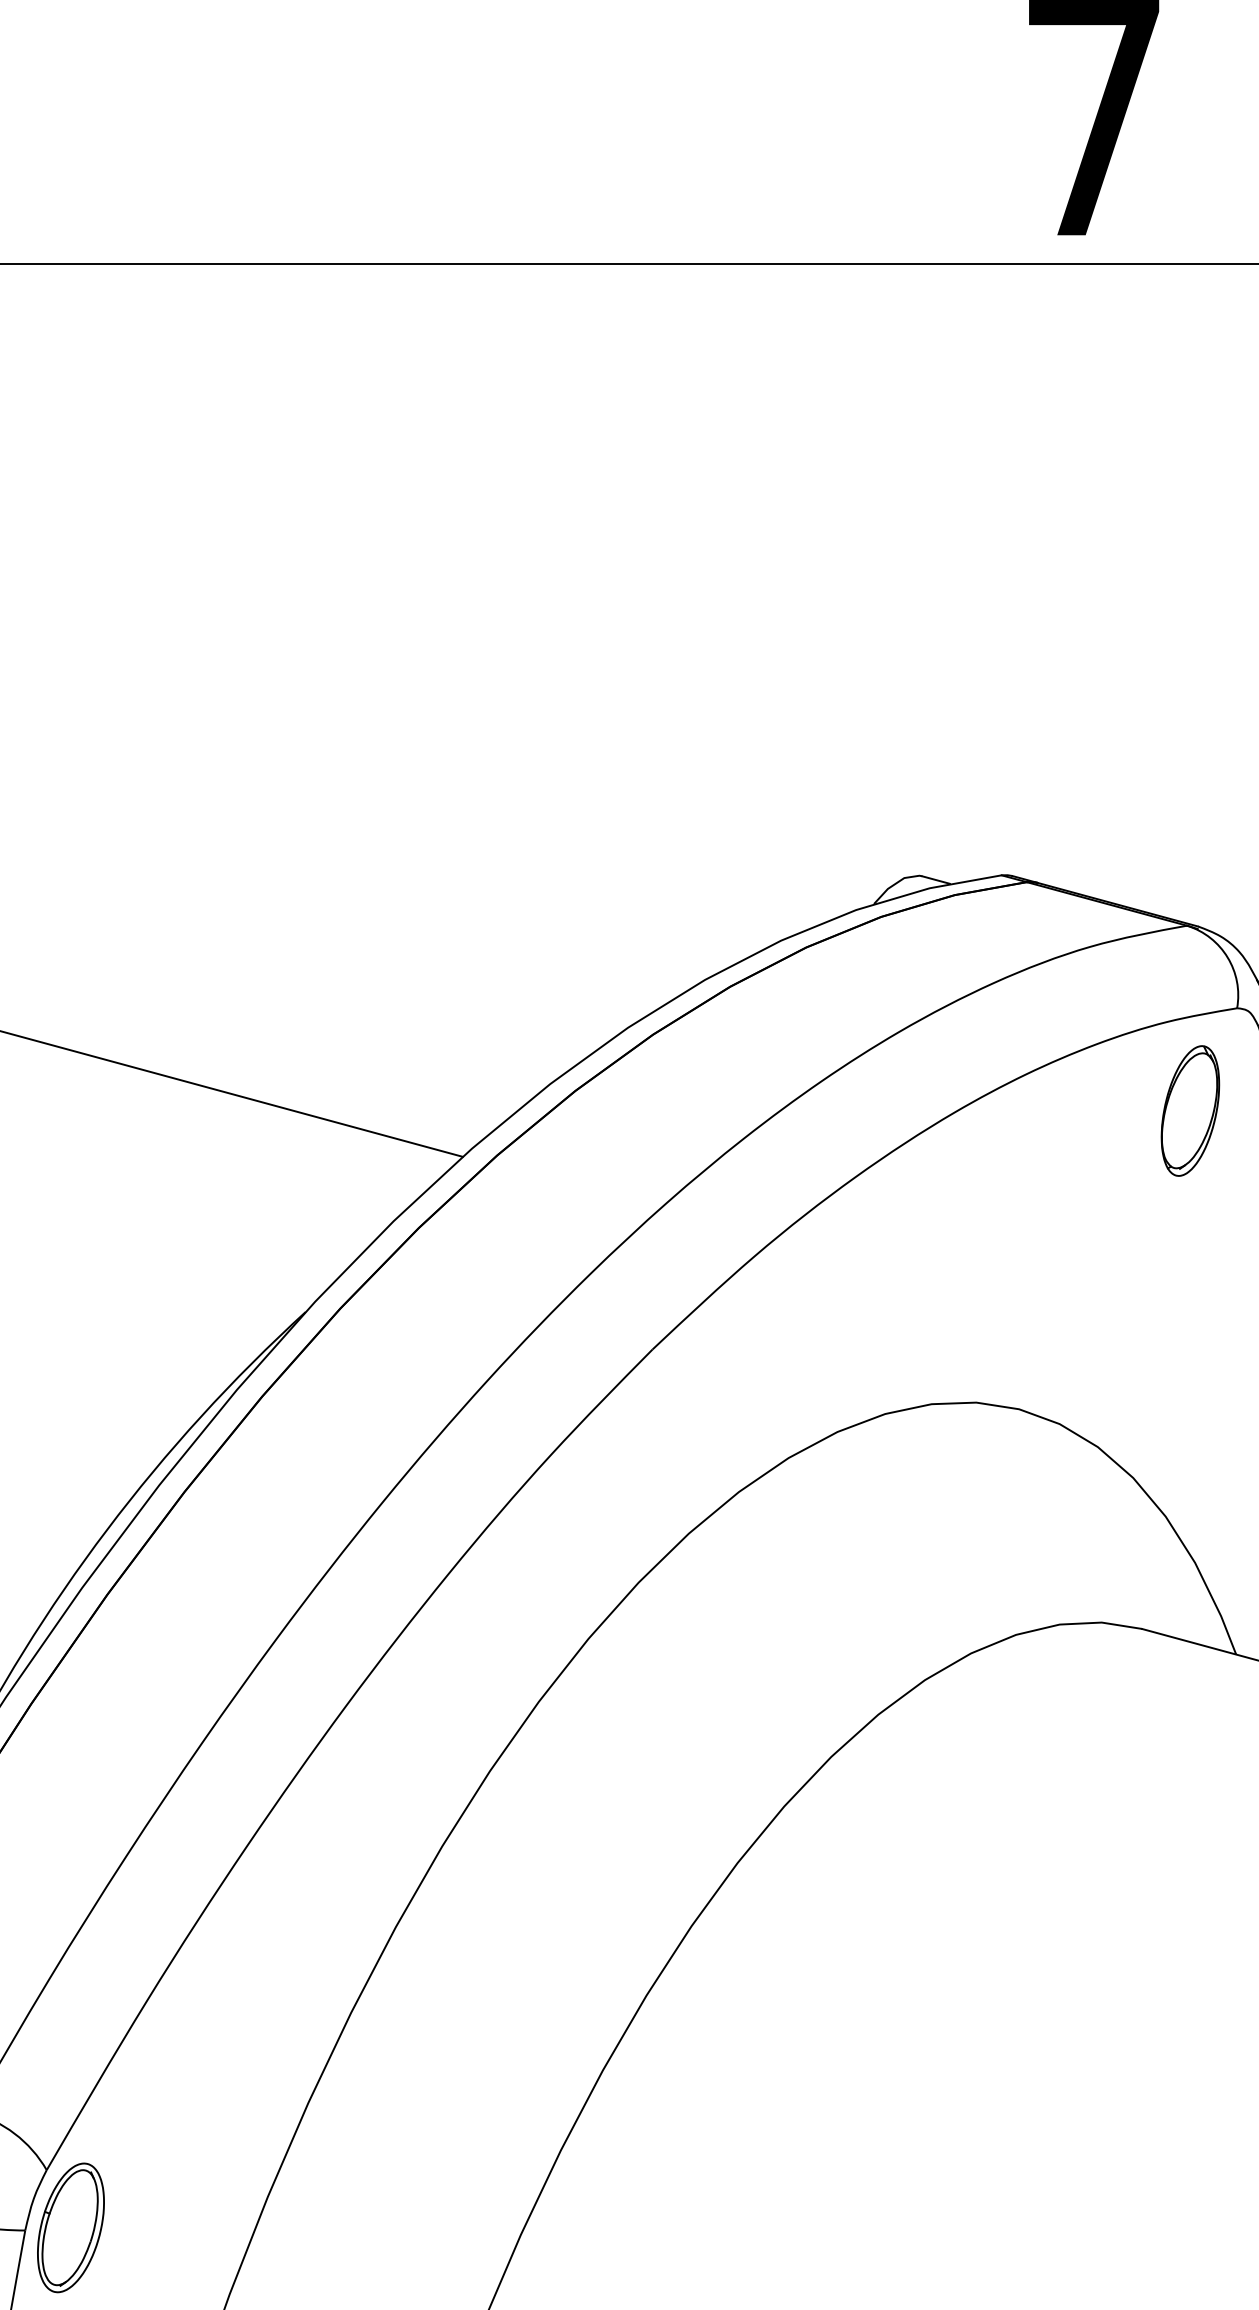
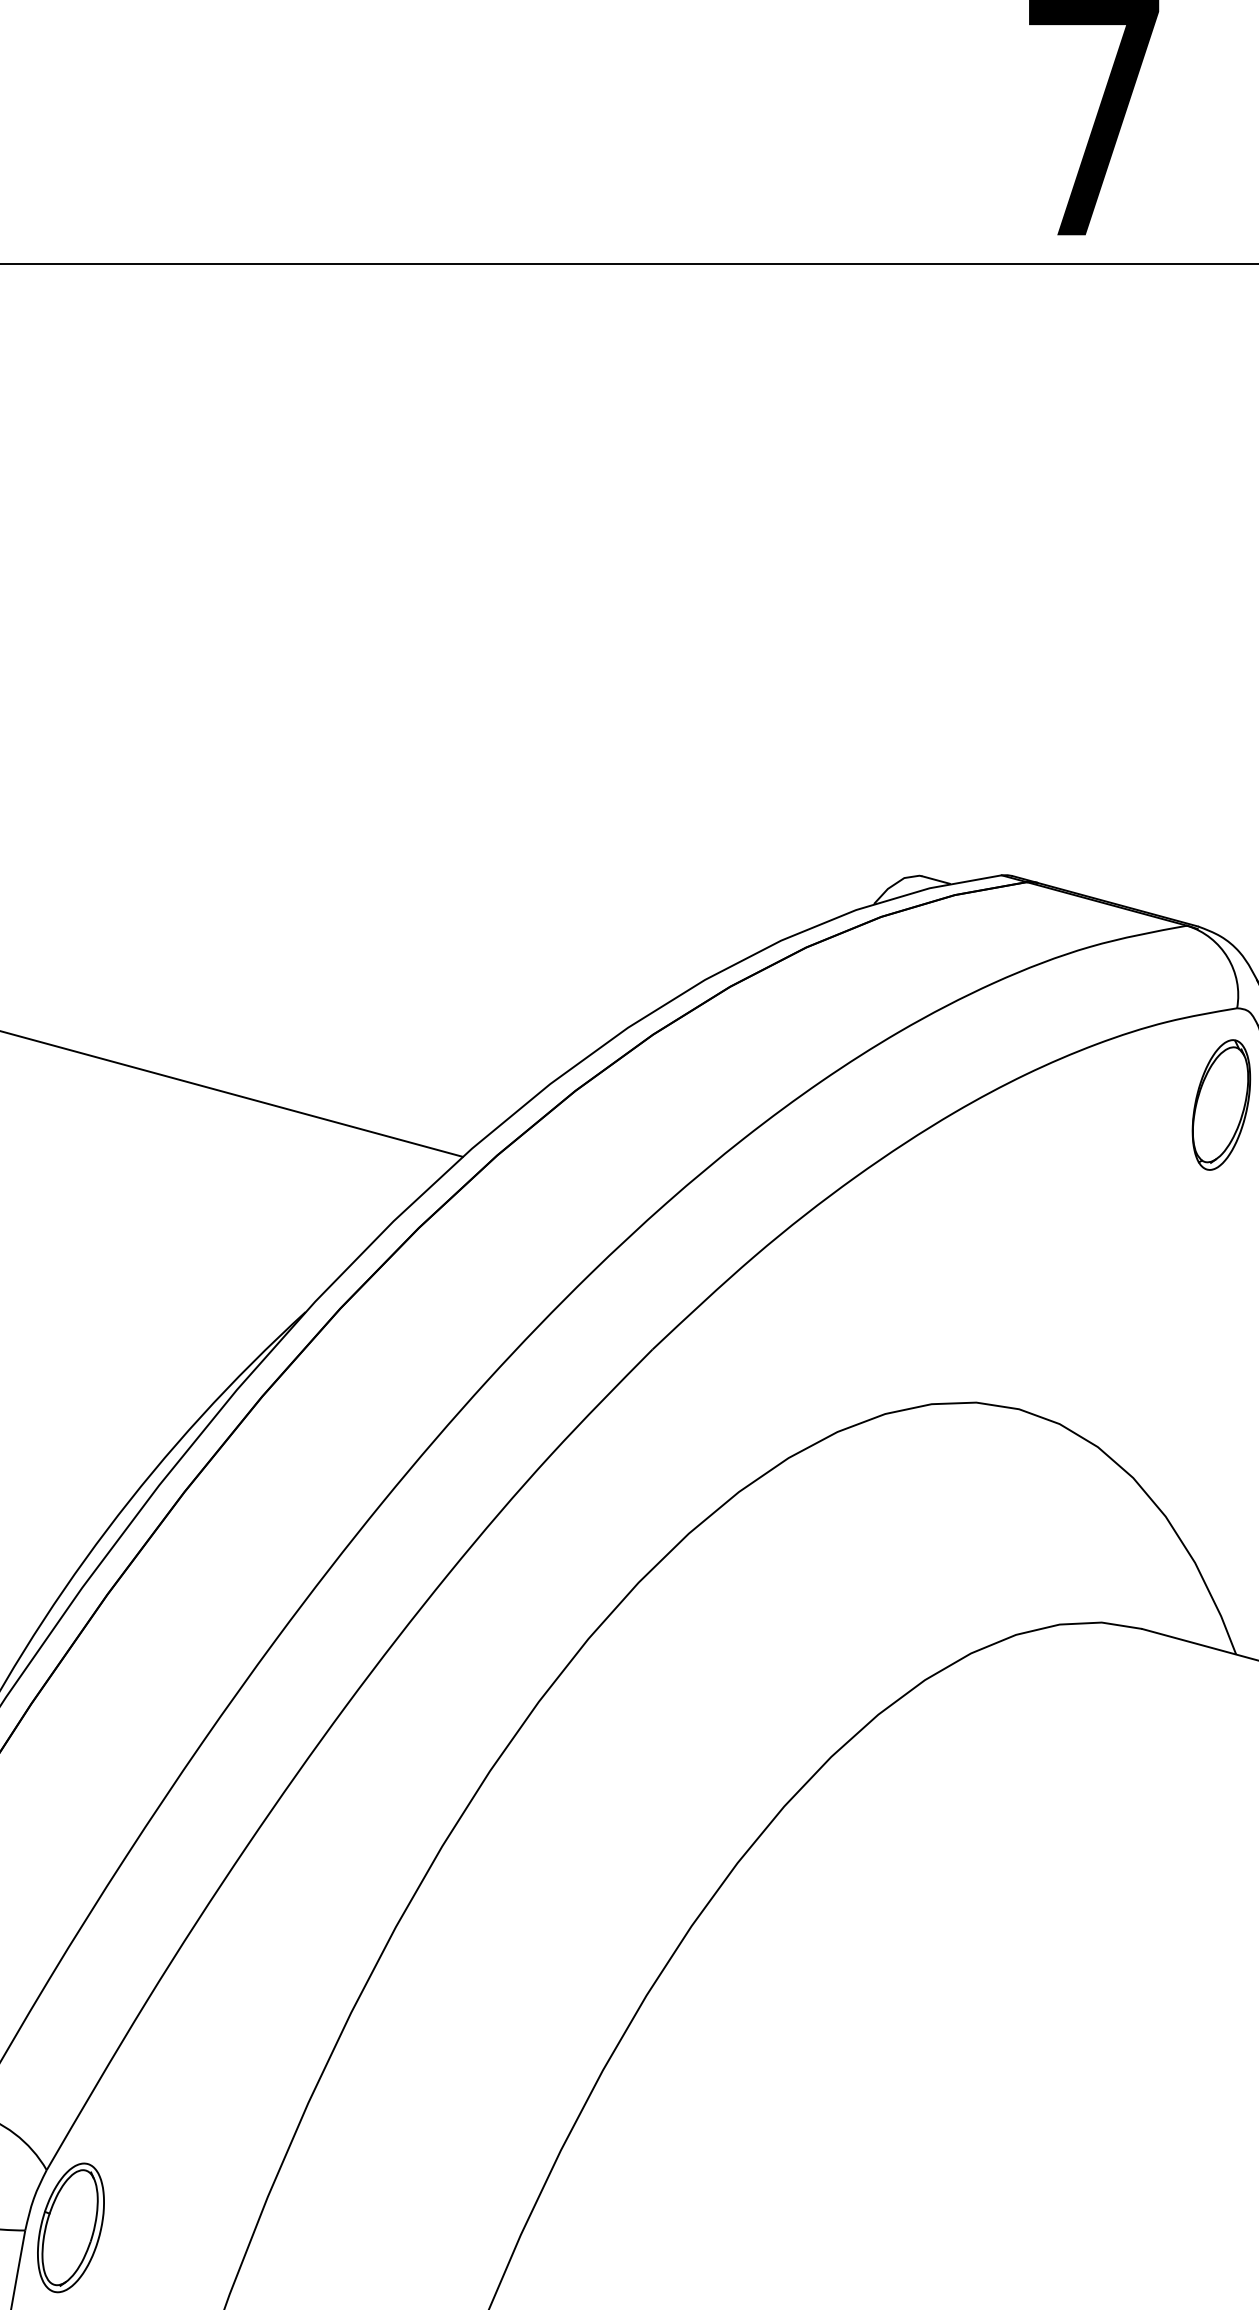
part position: (1190, 1110) -> (1221, 1104) (1221, 1104)
